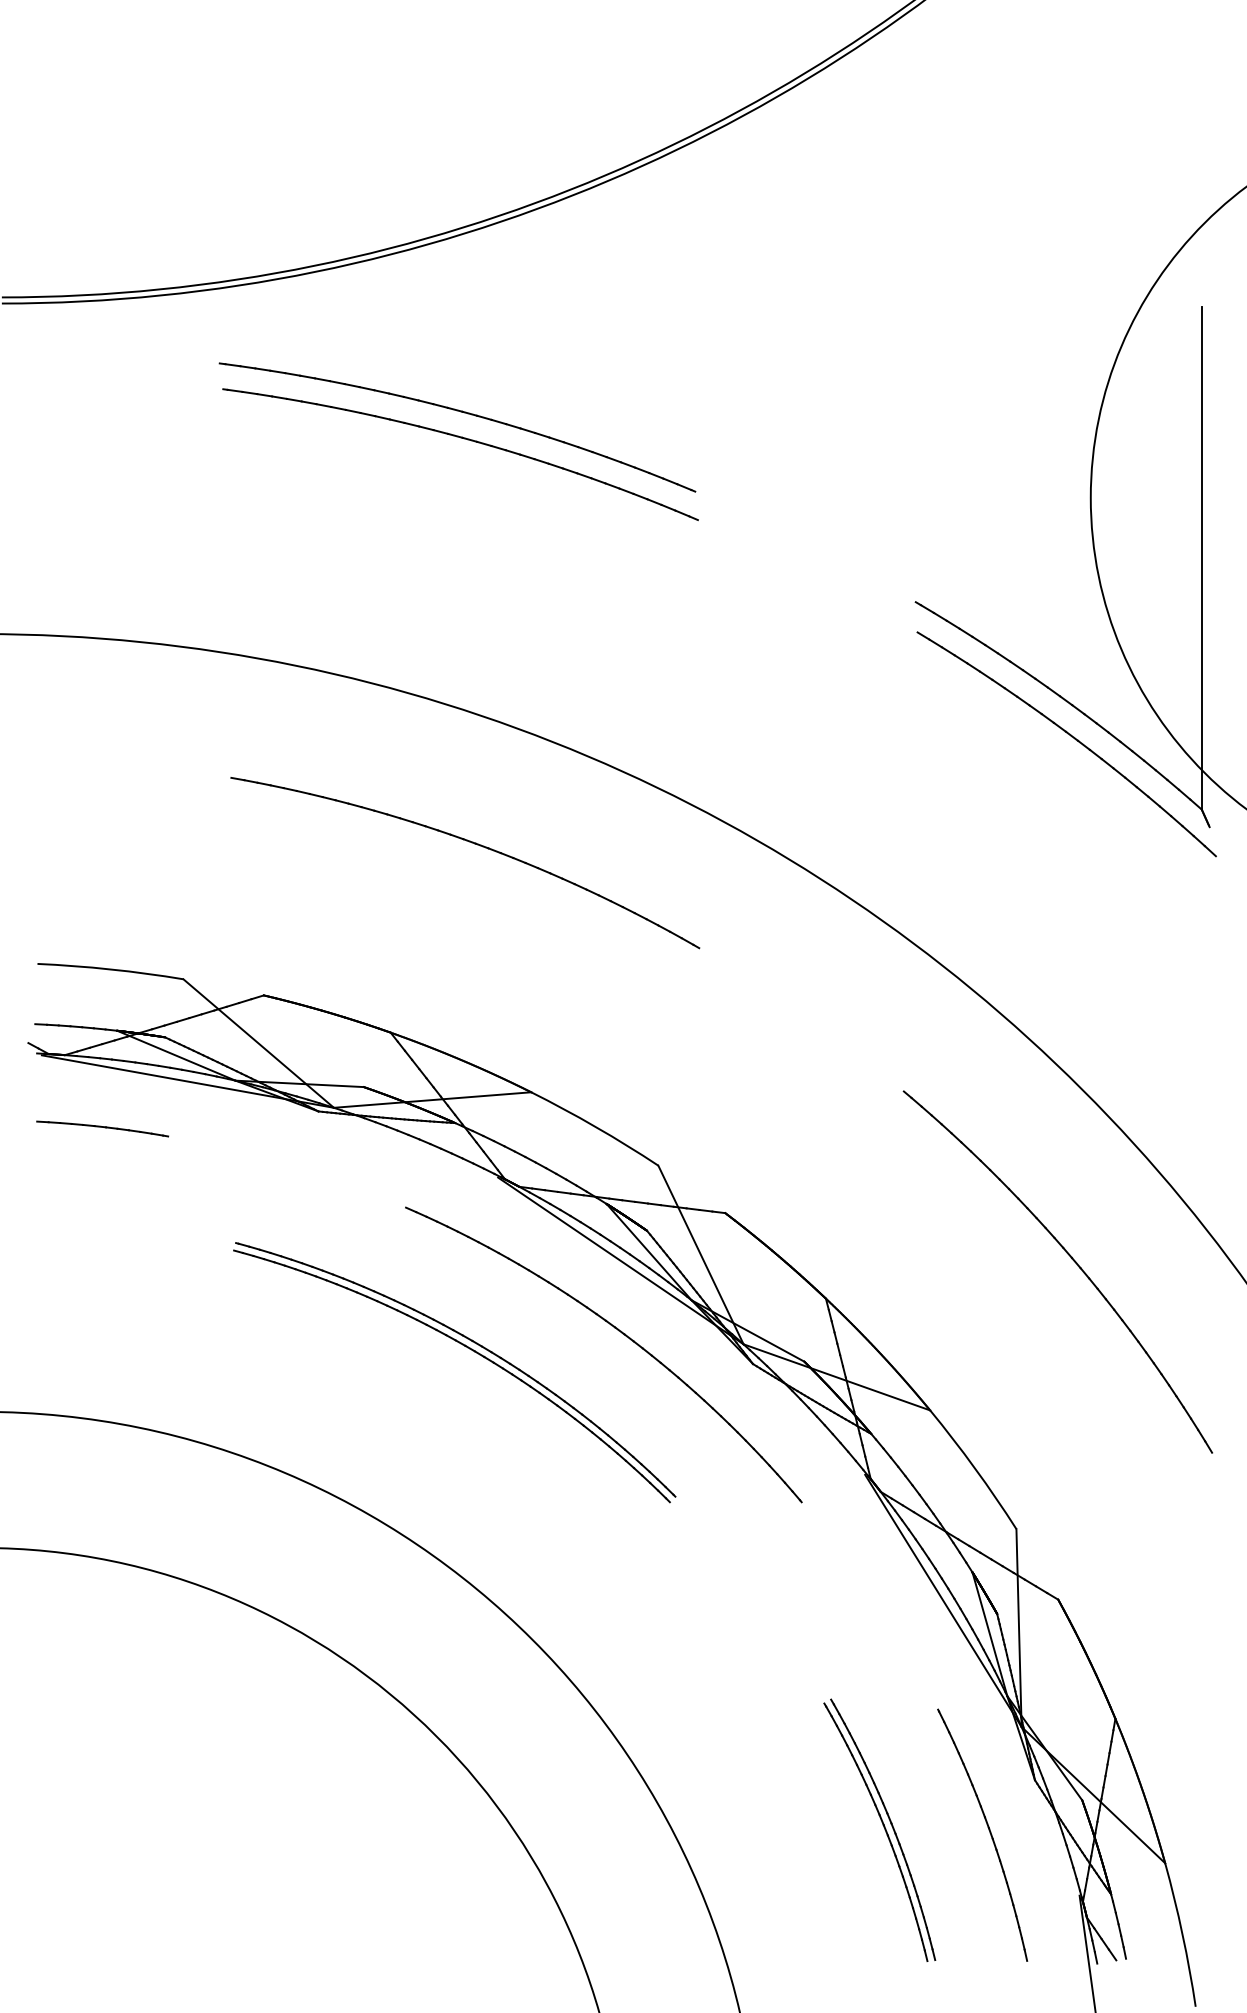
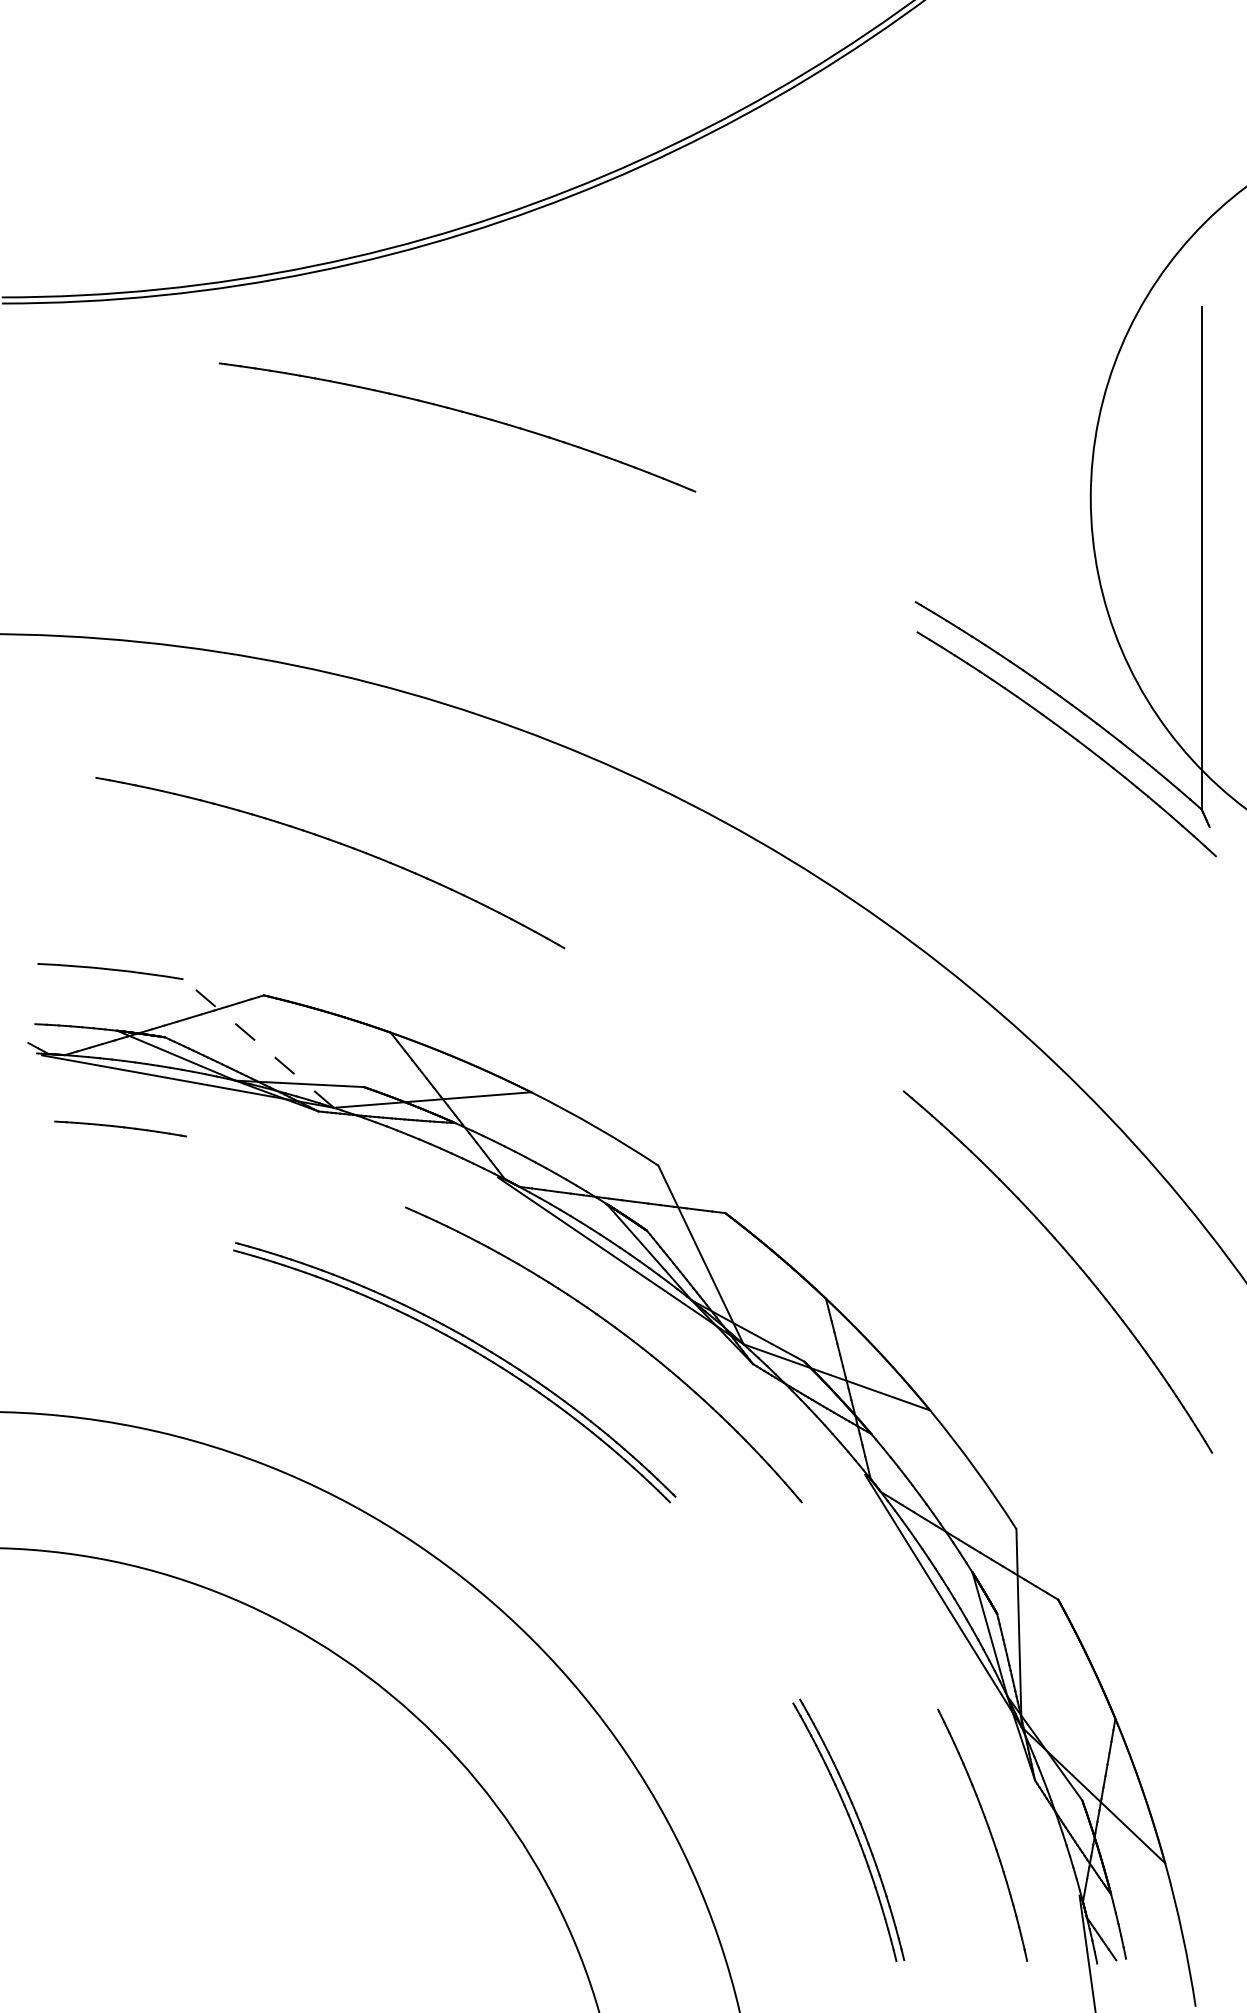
part: present -> none (464, 439)
part position: (471, 843) -> (336, 843) (336, 843)
line: solid -> dashed (258, 1043)
part position: (102, 1128) -> (120, 1128) (120, 1128)
part position: (879, 1829) -> (848, 1829) (848, 1829)
